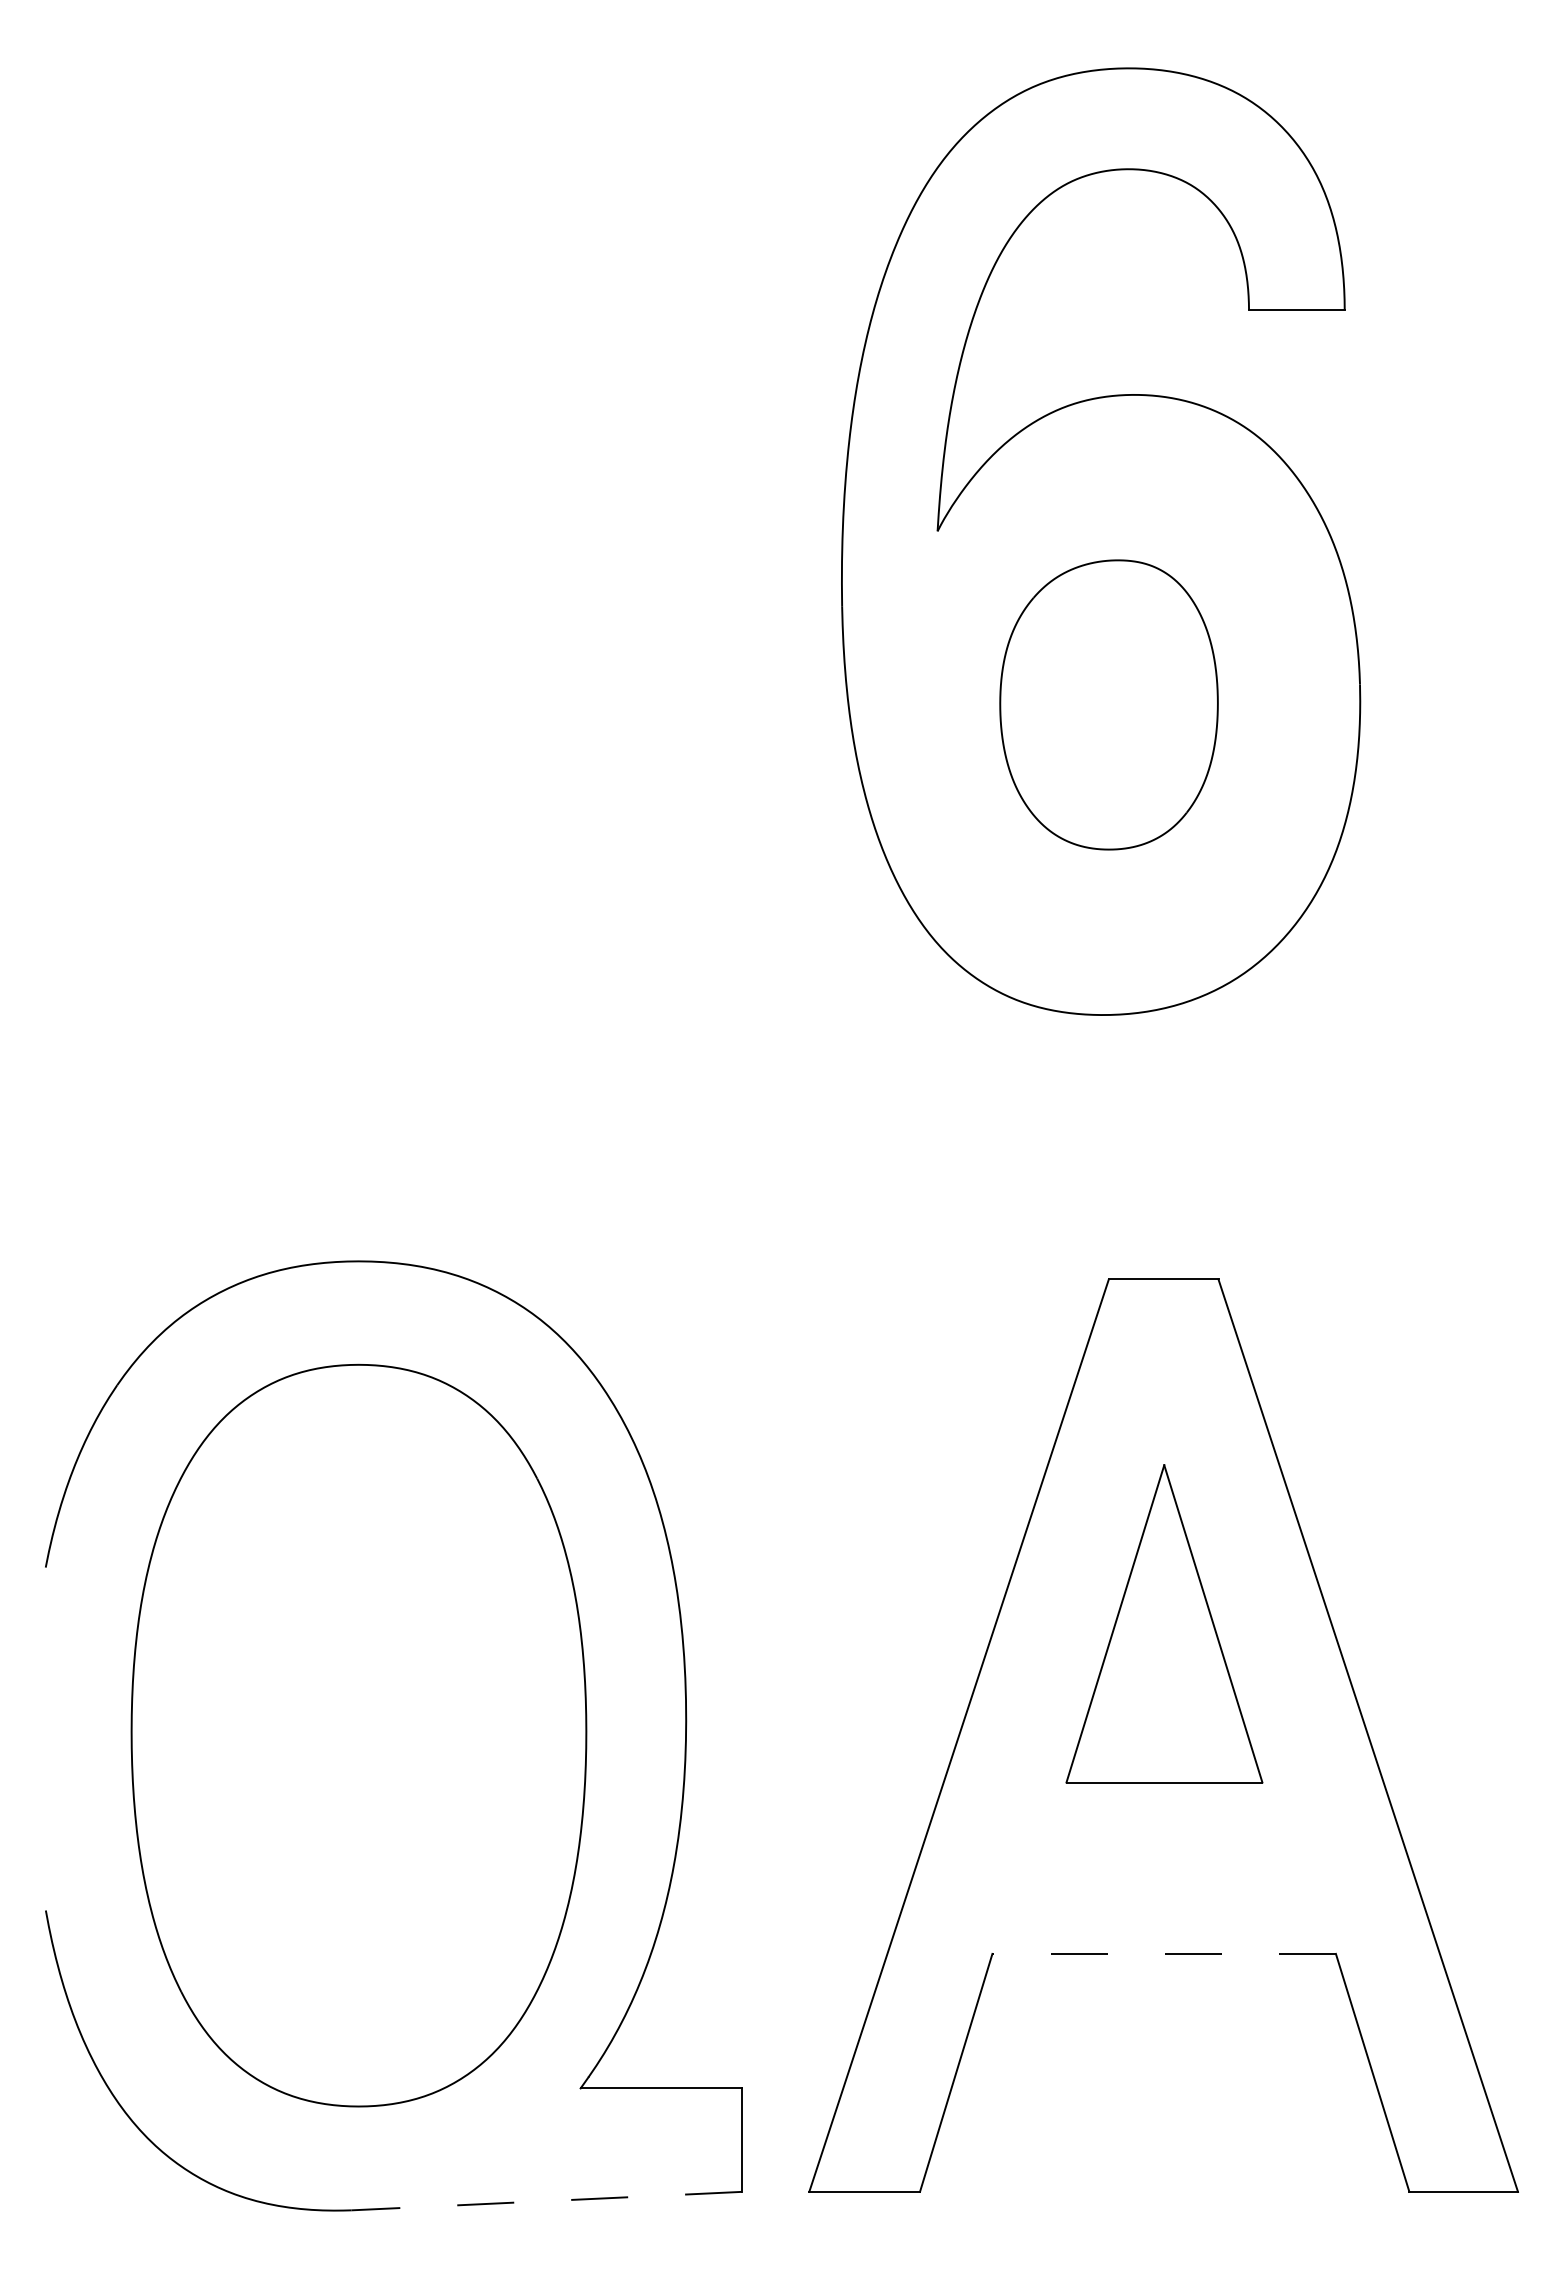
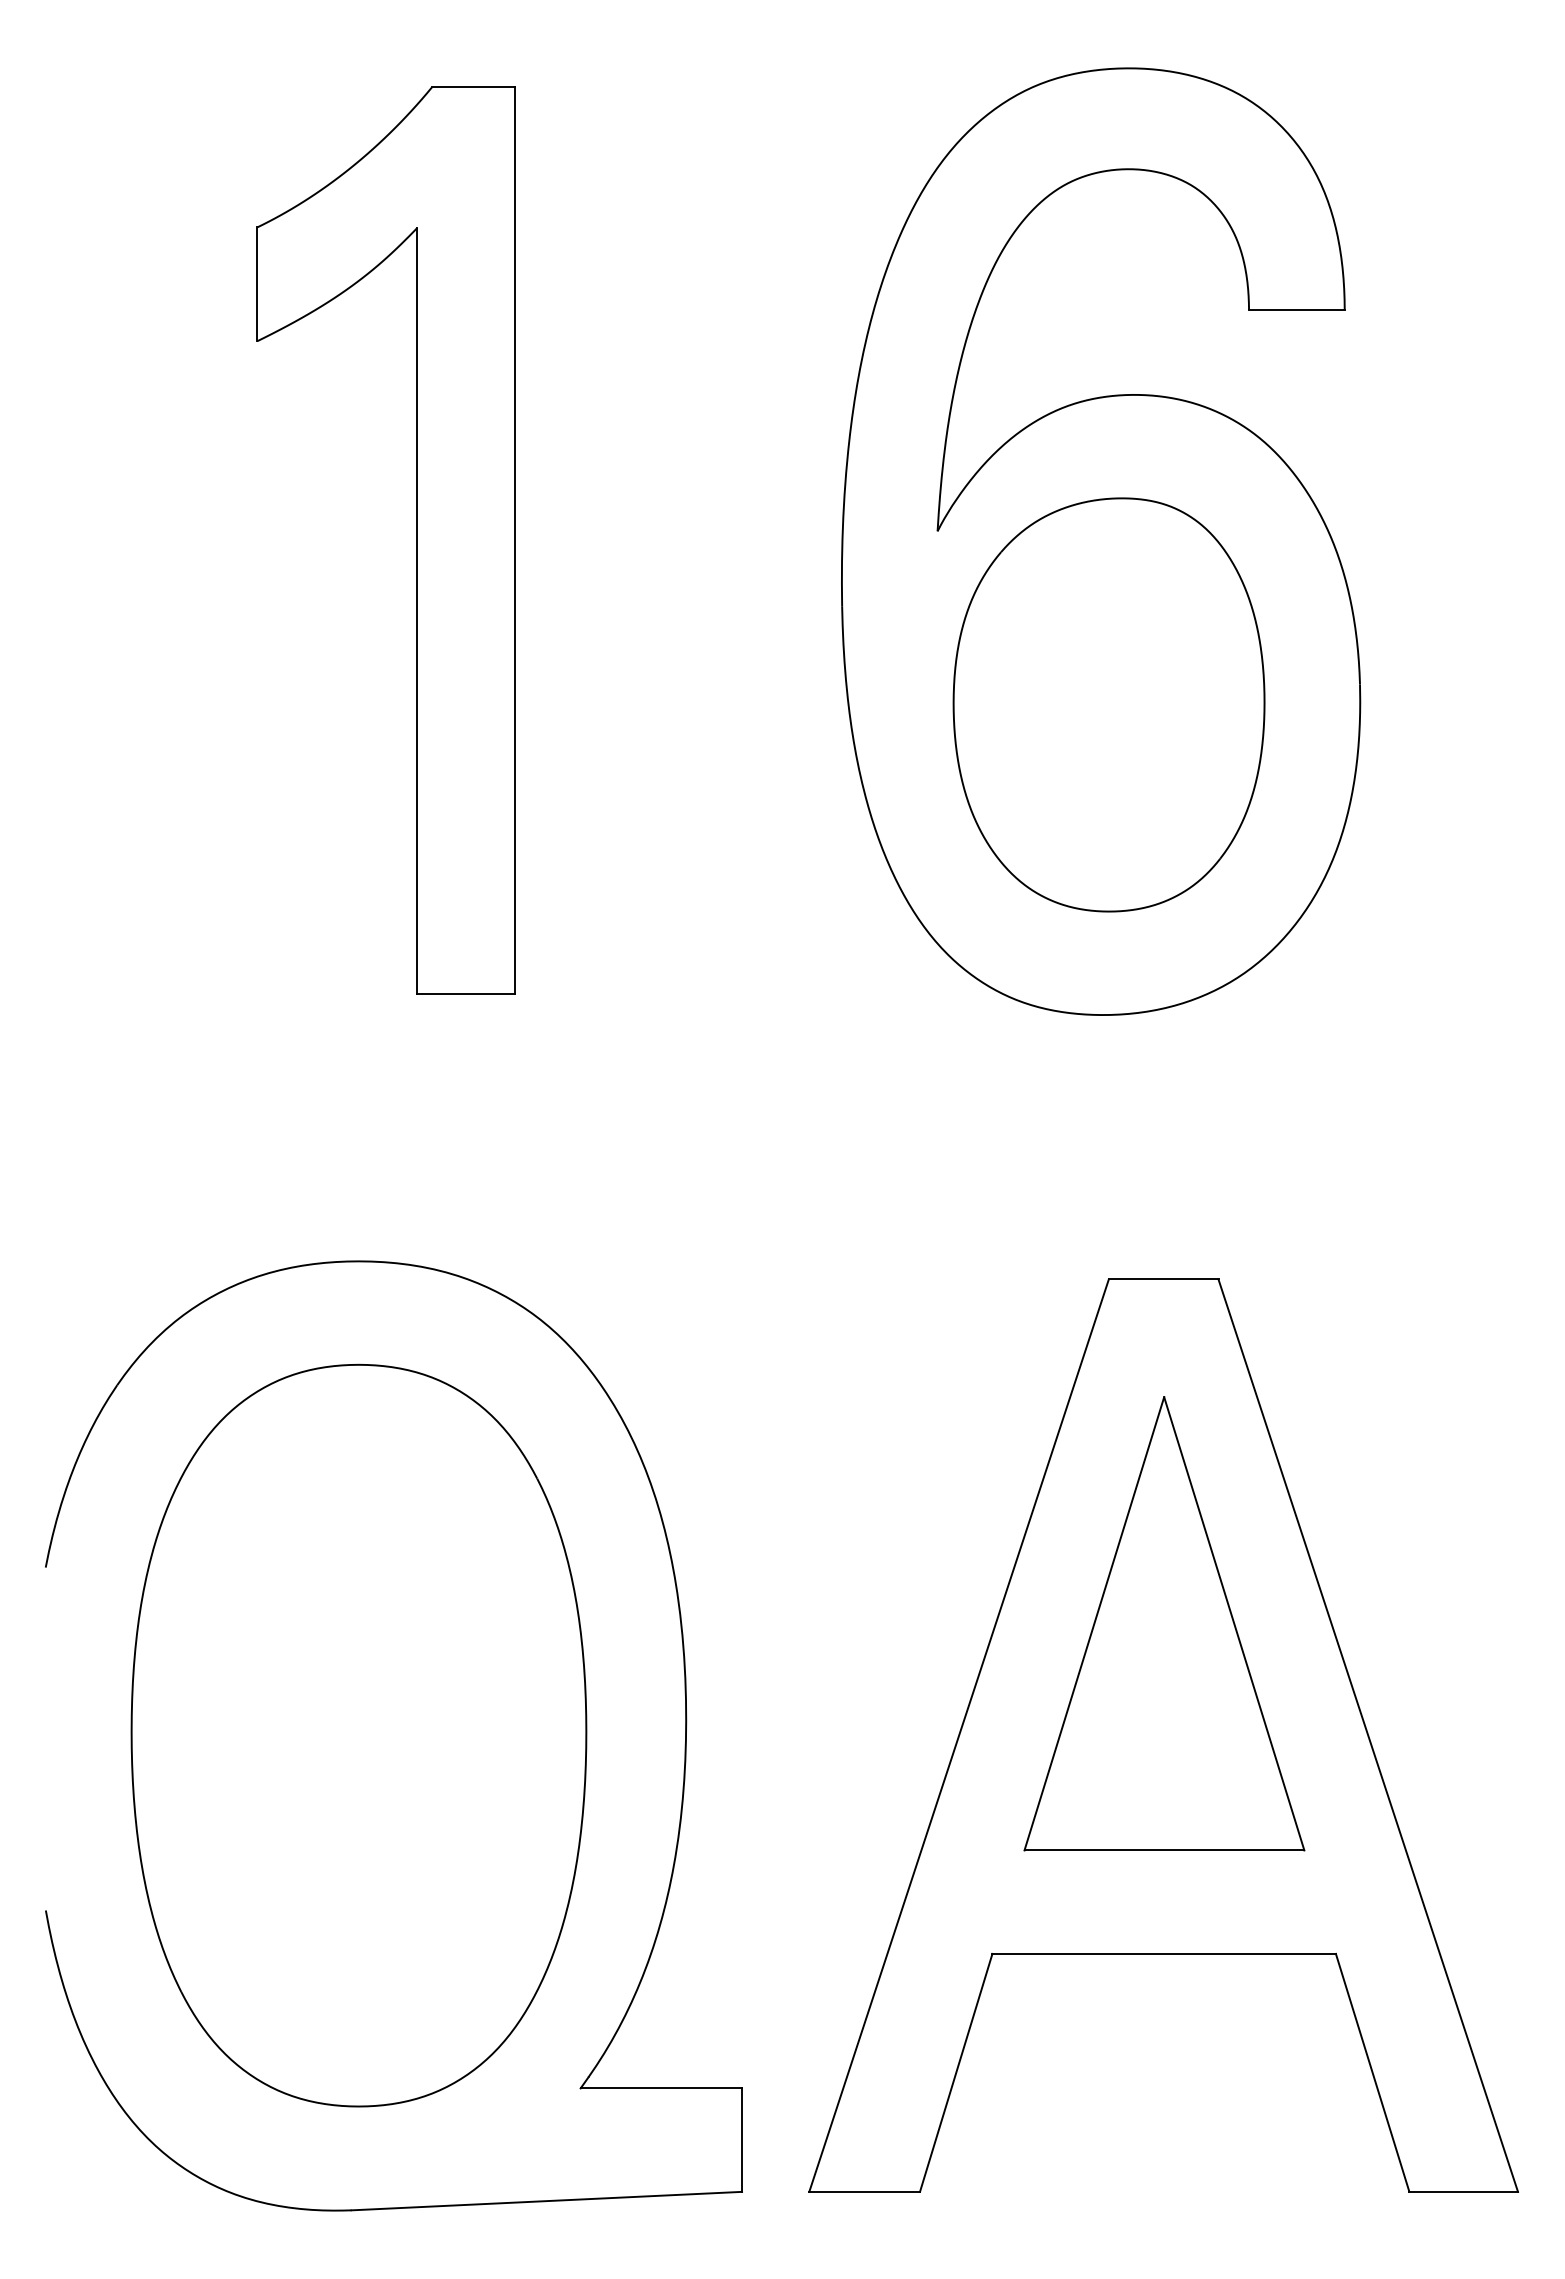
part: none -> present (416, 540)
part size: 220x292 px -> 314x416 px (1108, 704)
part size: 199x320 px -> 283x456 px (1164, 1623)
line: dashed -> solid (1164, 1953)
line: dashed -> solid (546, 2201)
